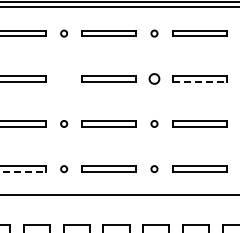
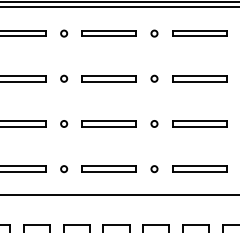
circle: none -> present (64, 78)
circle size: 13x12 px -> 9x9 px (154, 78)
line: dashed -> solid (200, 81)
line: dashed -> solid (23, 171)
